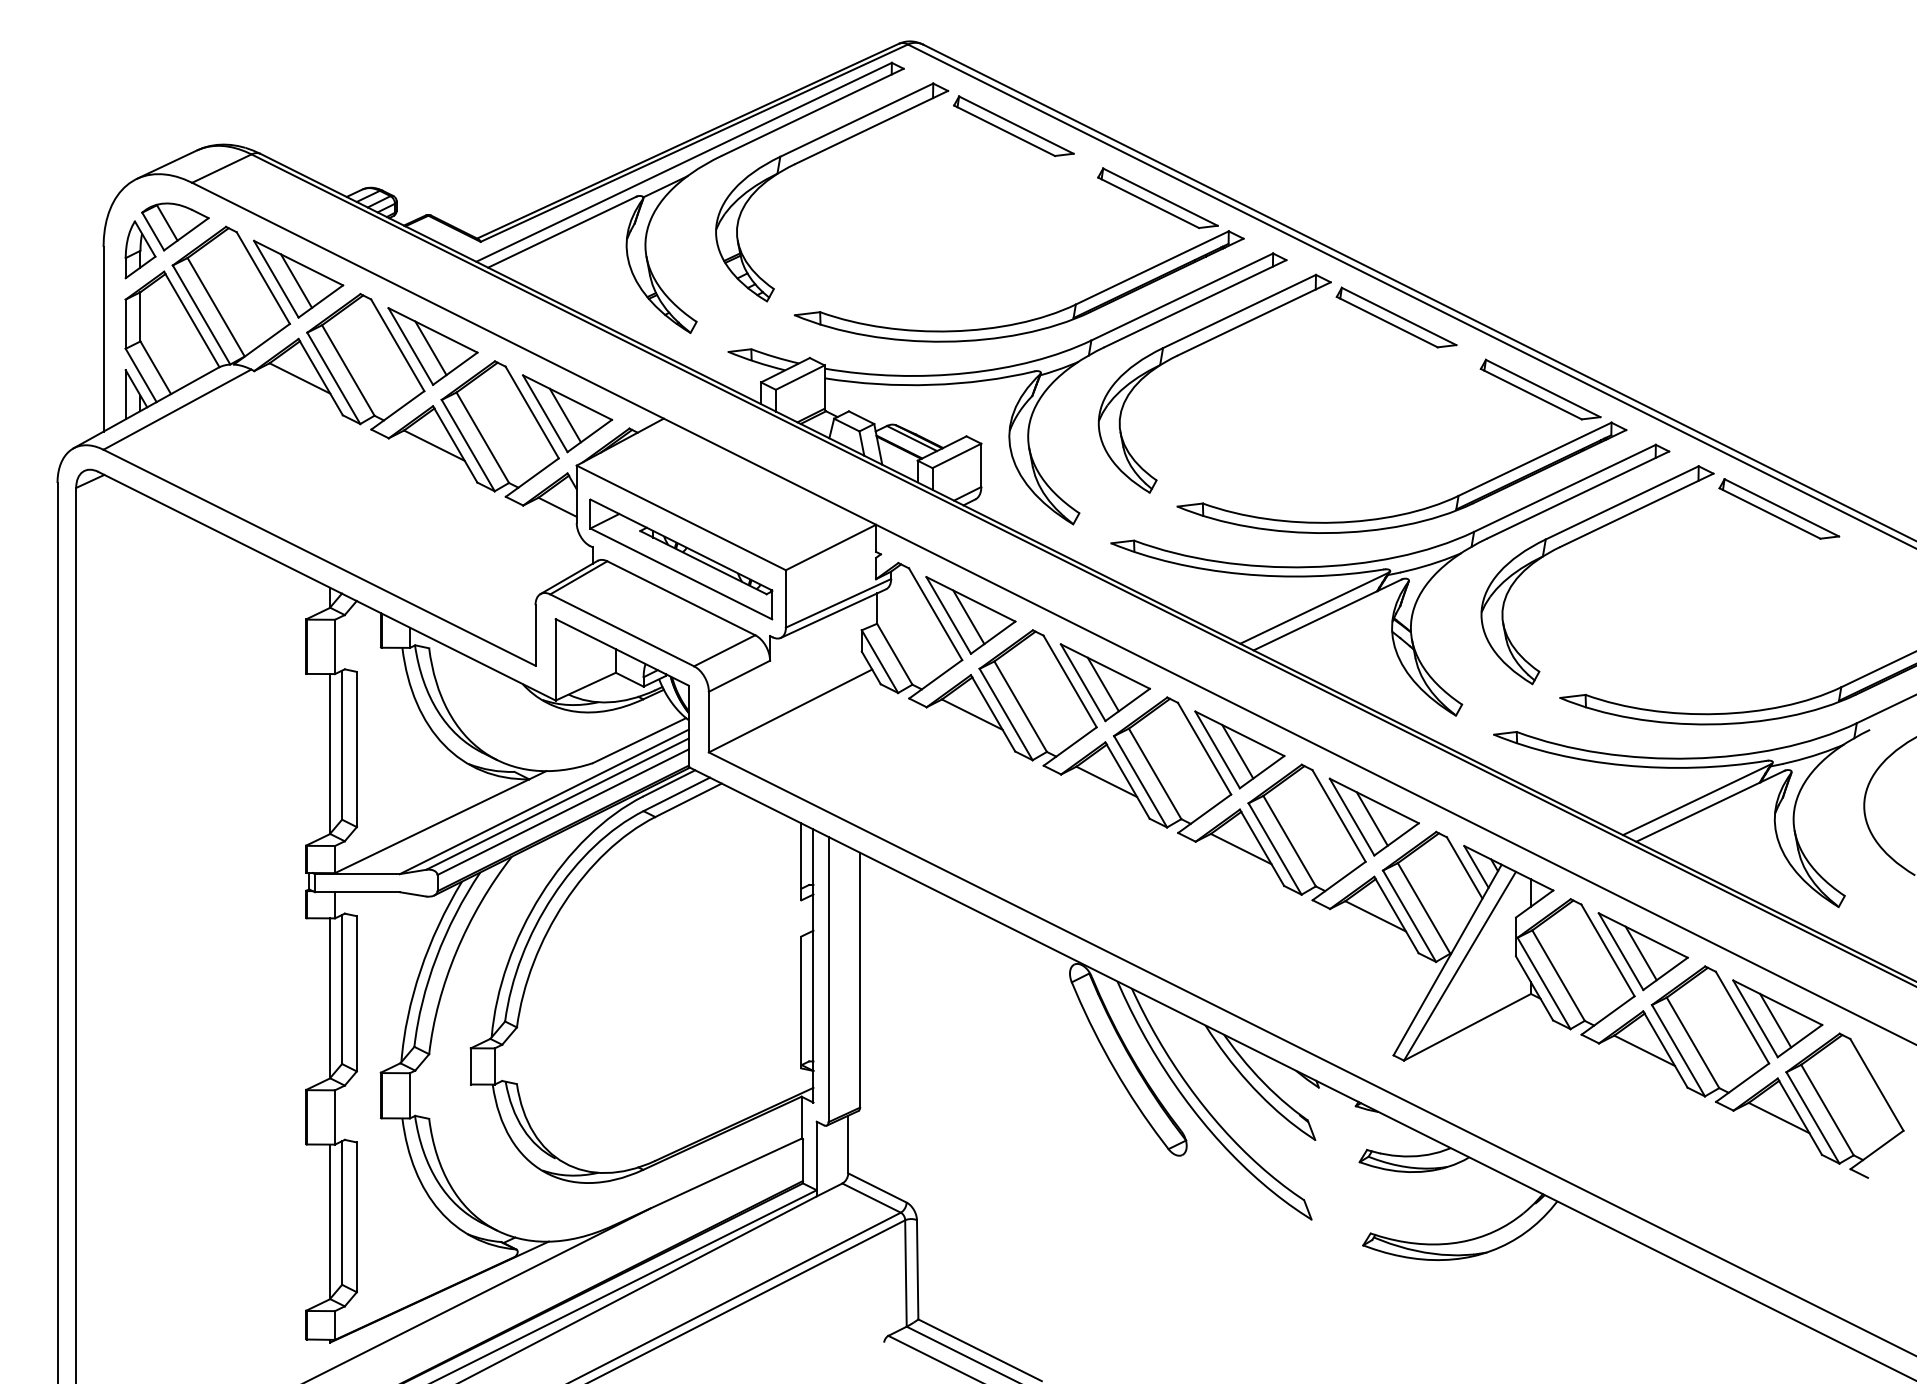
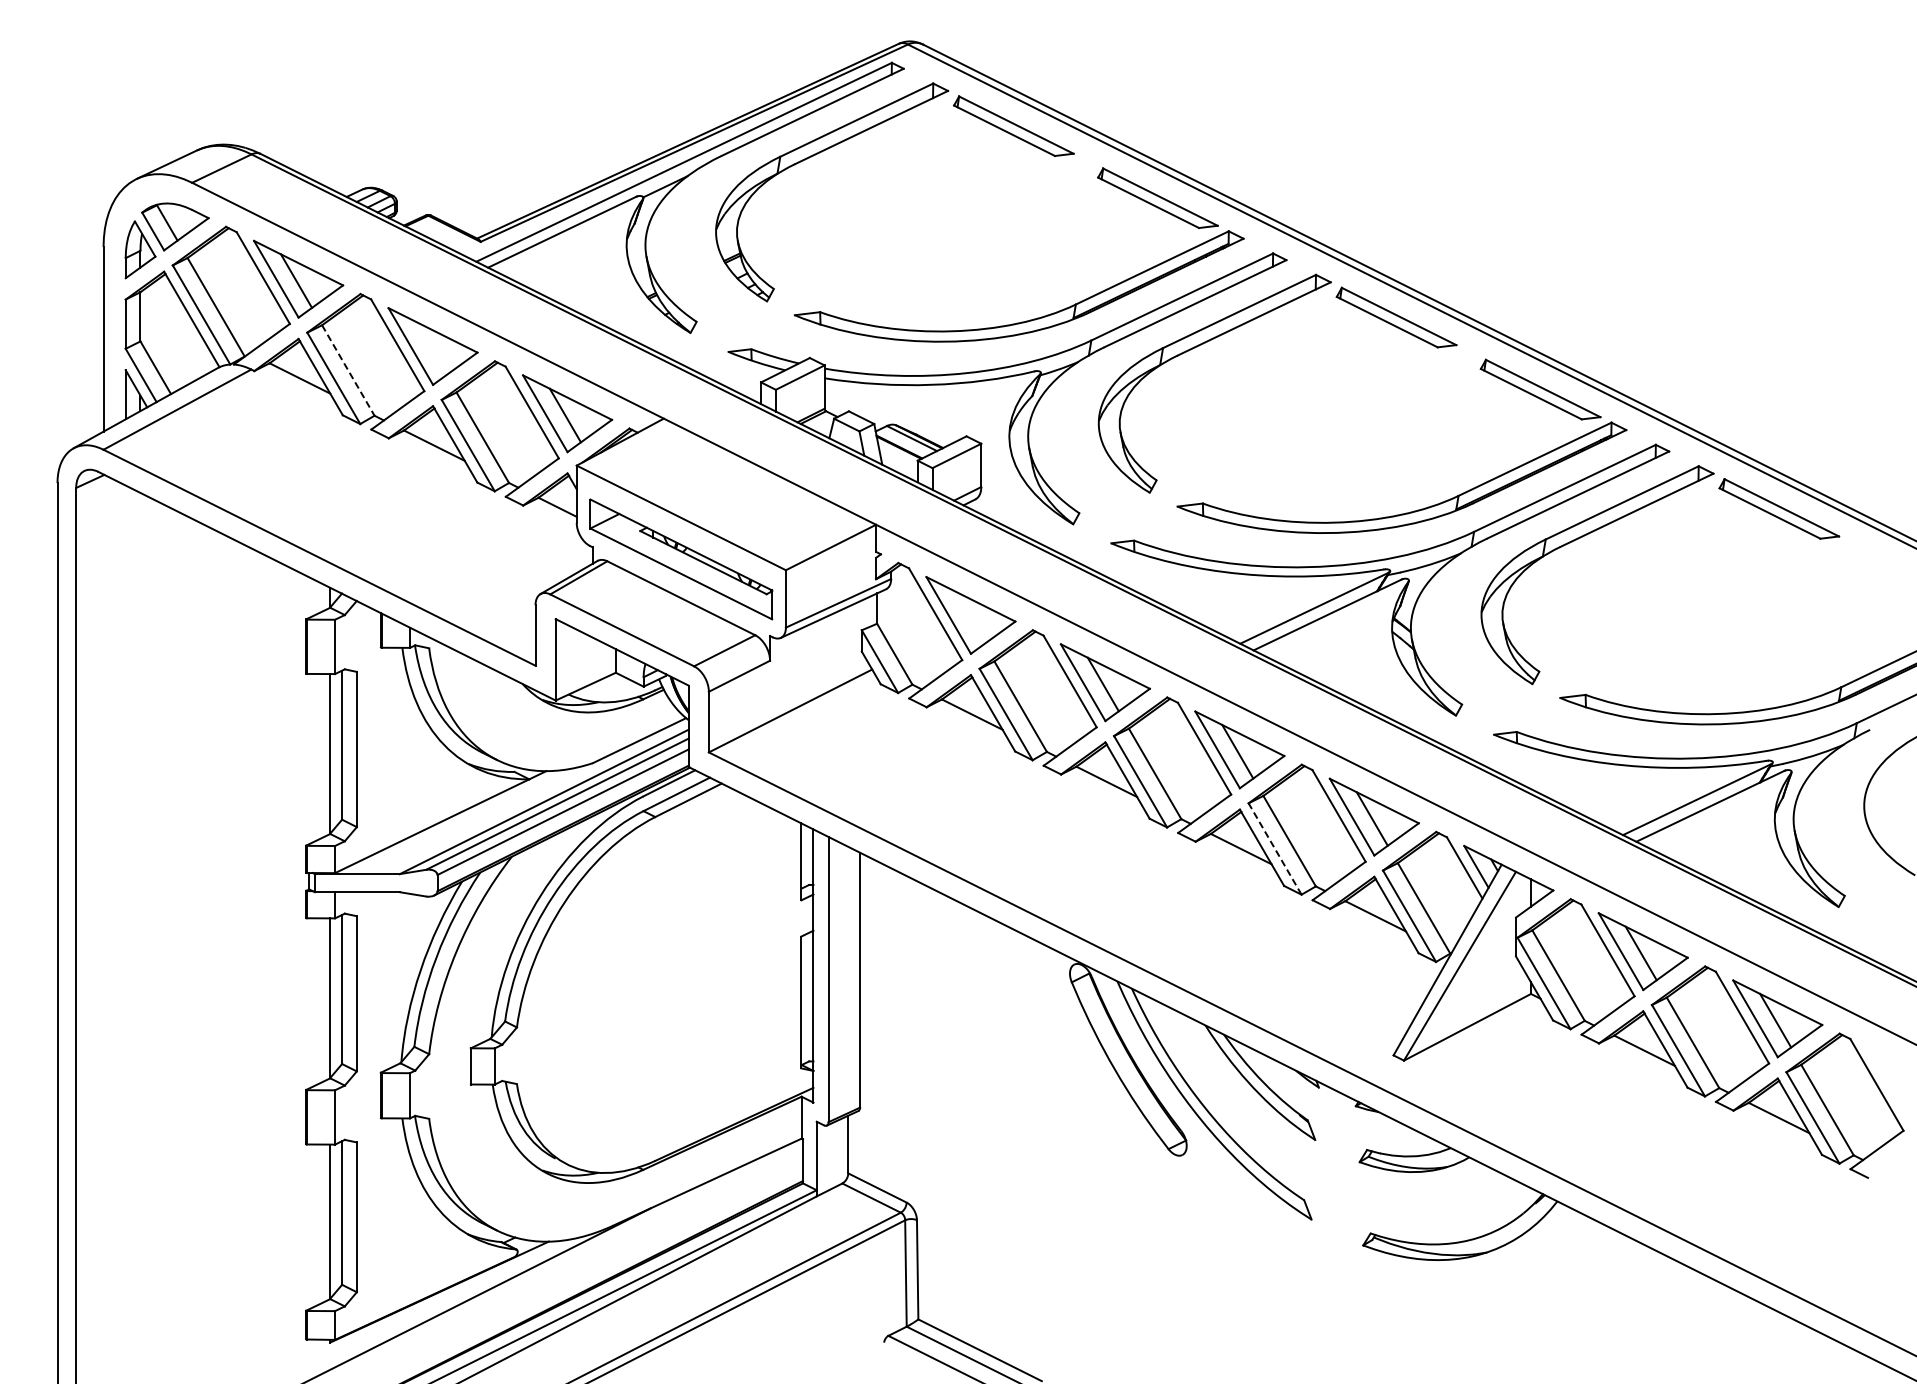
line: present -> none (430, 348)
line: solid -> dashed (348, 370)
line: present -> none (968, 617)
line: solid -> dashed (1275, 849)
